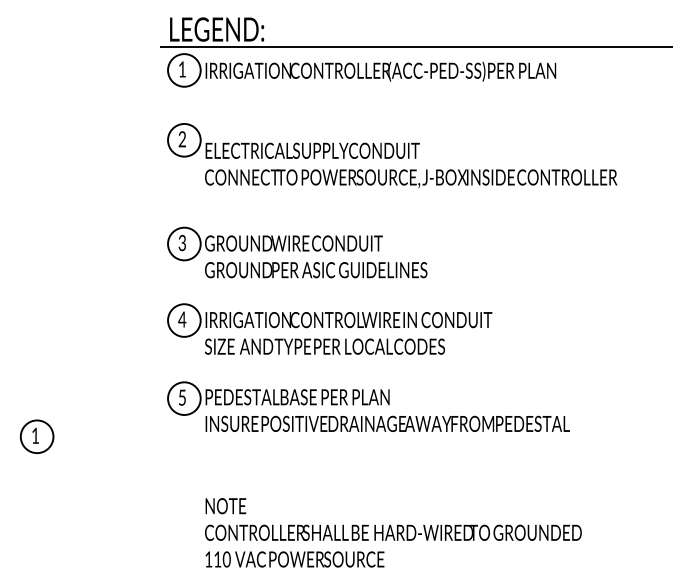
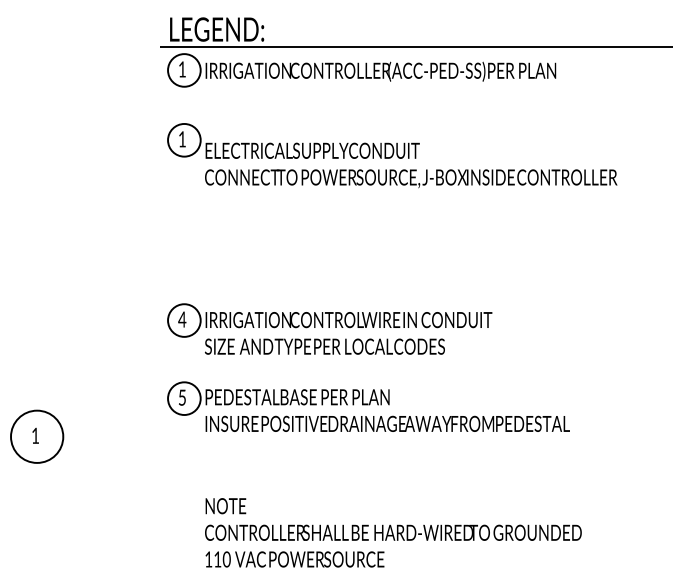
text: 2 -> 1 (181, 139)
part: present -> none (297, 252)
circle diameter: 33 px -> 52 px (37, 436)
